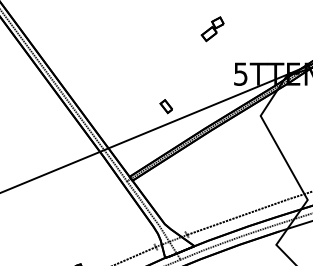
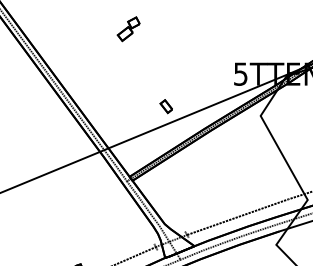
part position: (212, 29) -> (128, 29) (128, 29)
